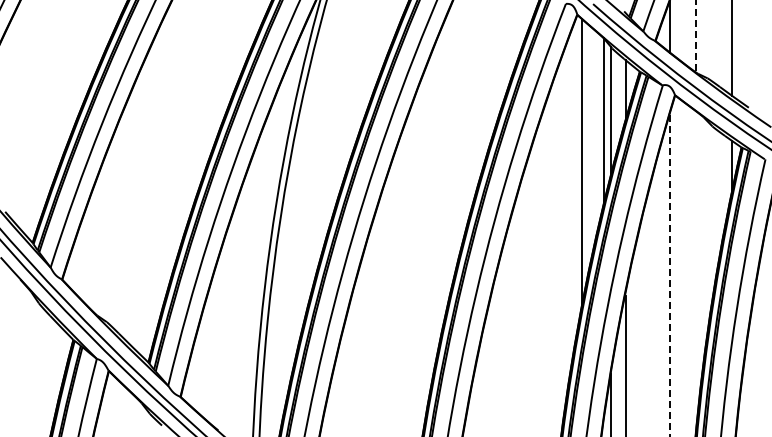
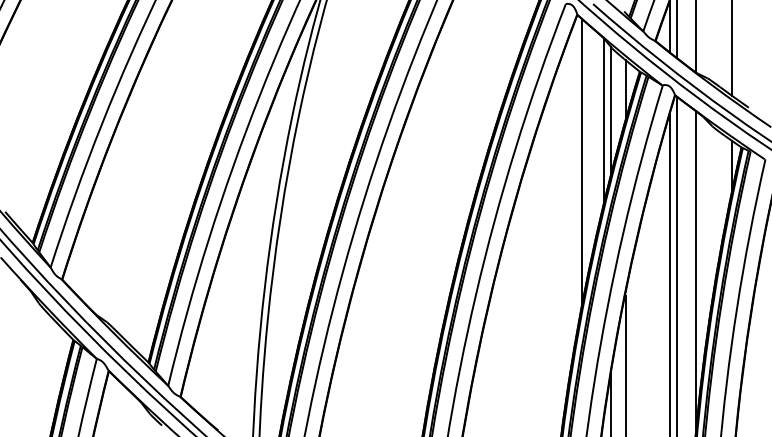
line: none -> present (677, 30)
line: dashed -> solid (696, 36)
line: none -> present (677, 266)
line: none -> present (696, 269)
line: dashed -> solid (670, 275)
